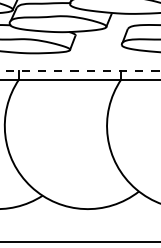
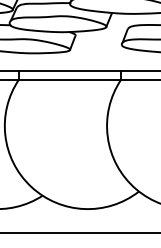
line: dashed -> solid (80, 71)
line position: (79, 242) -> (79, 233) (79, 233)
